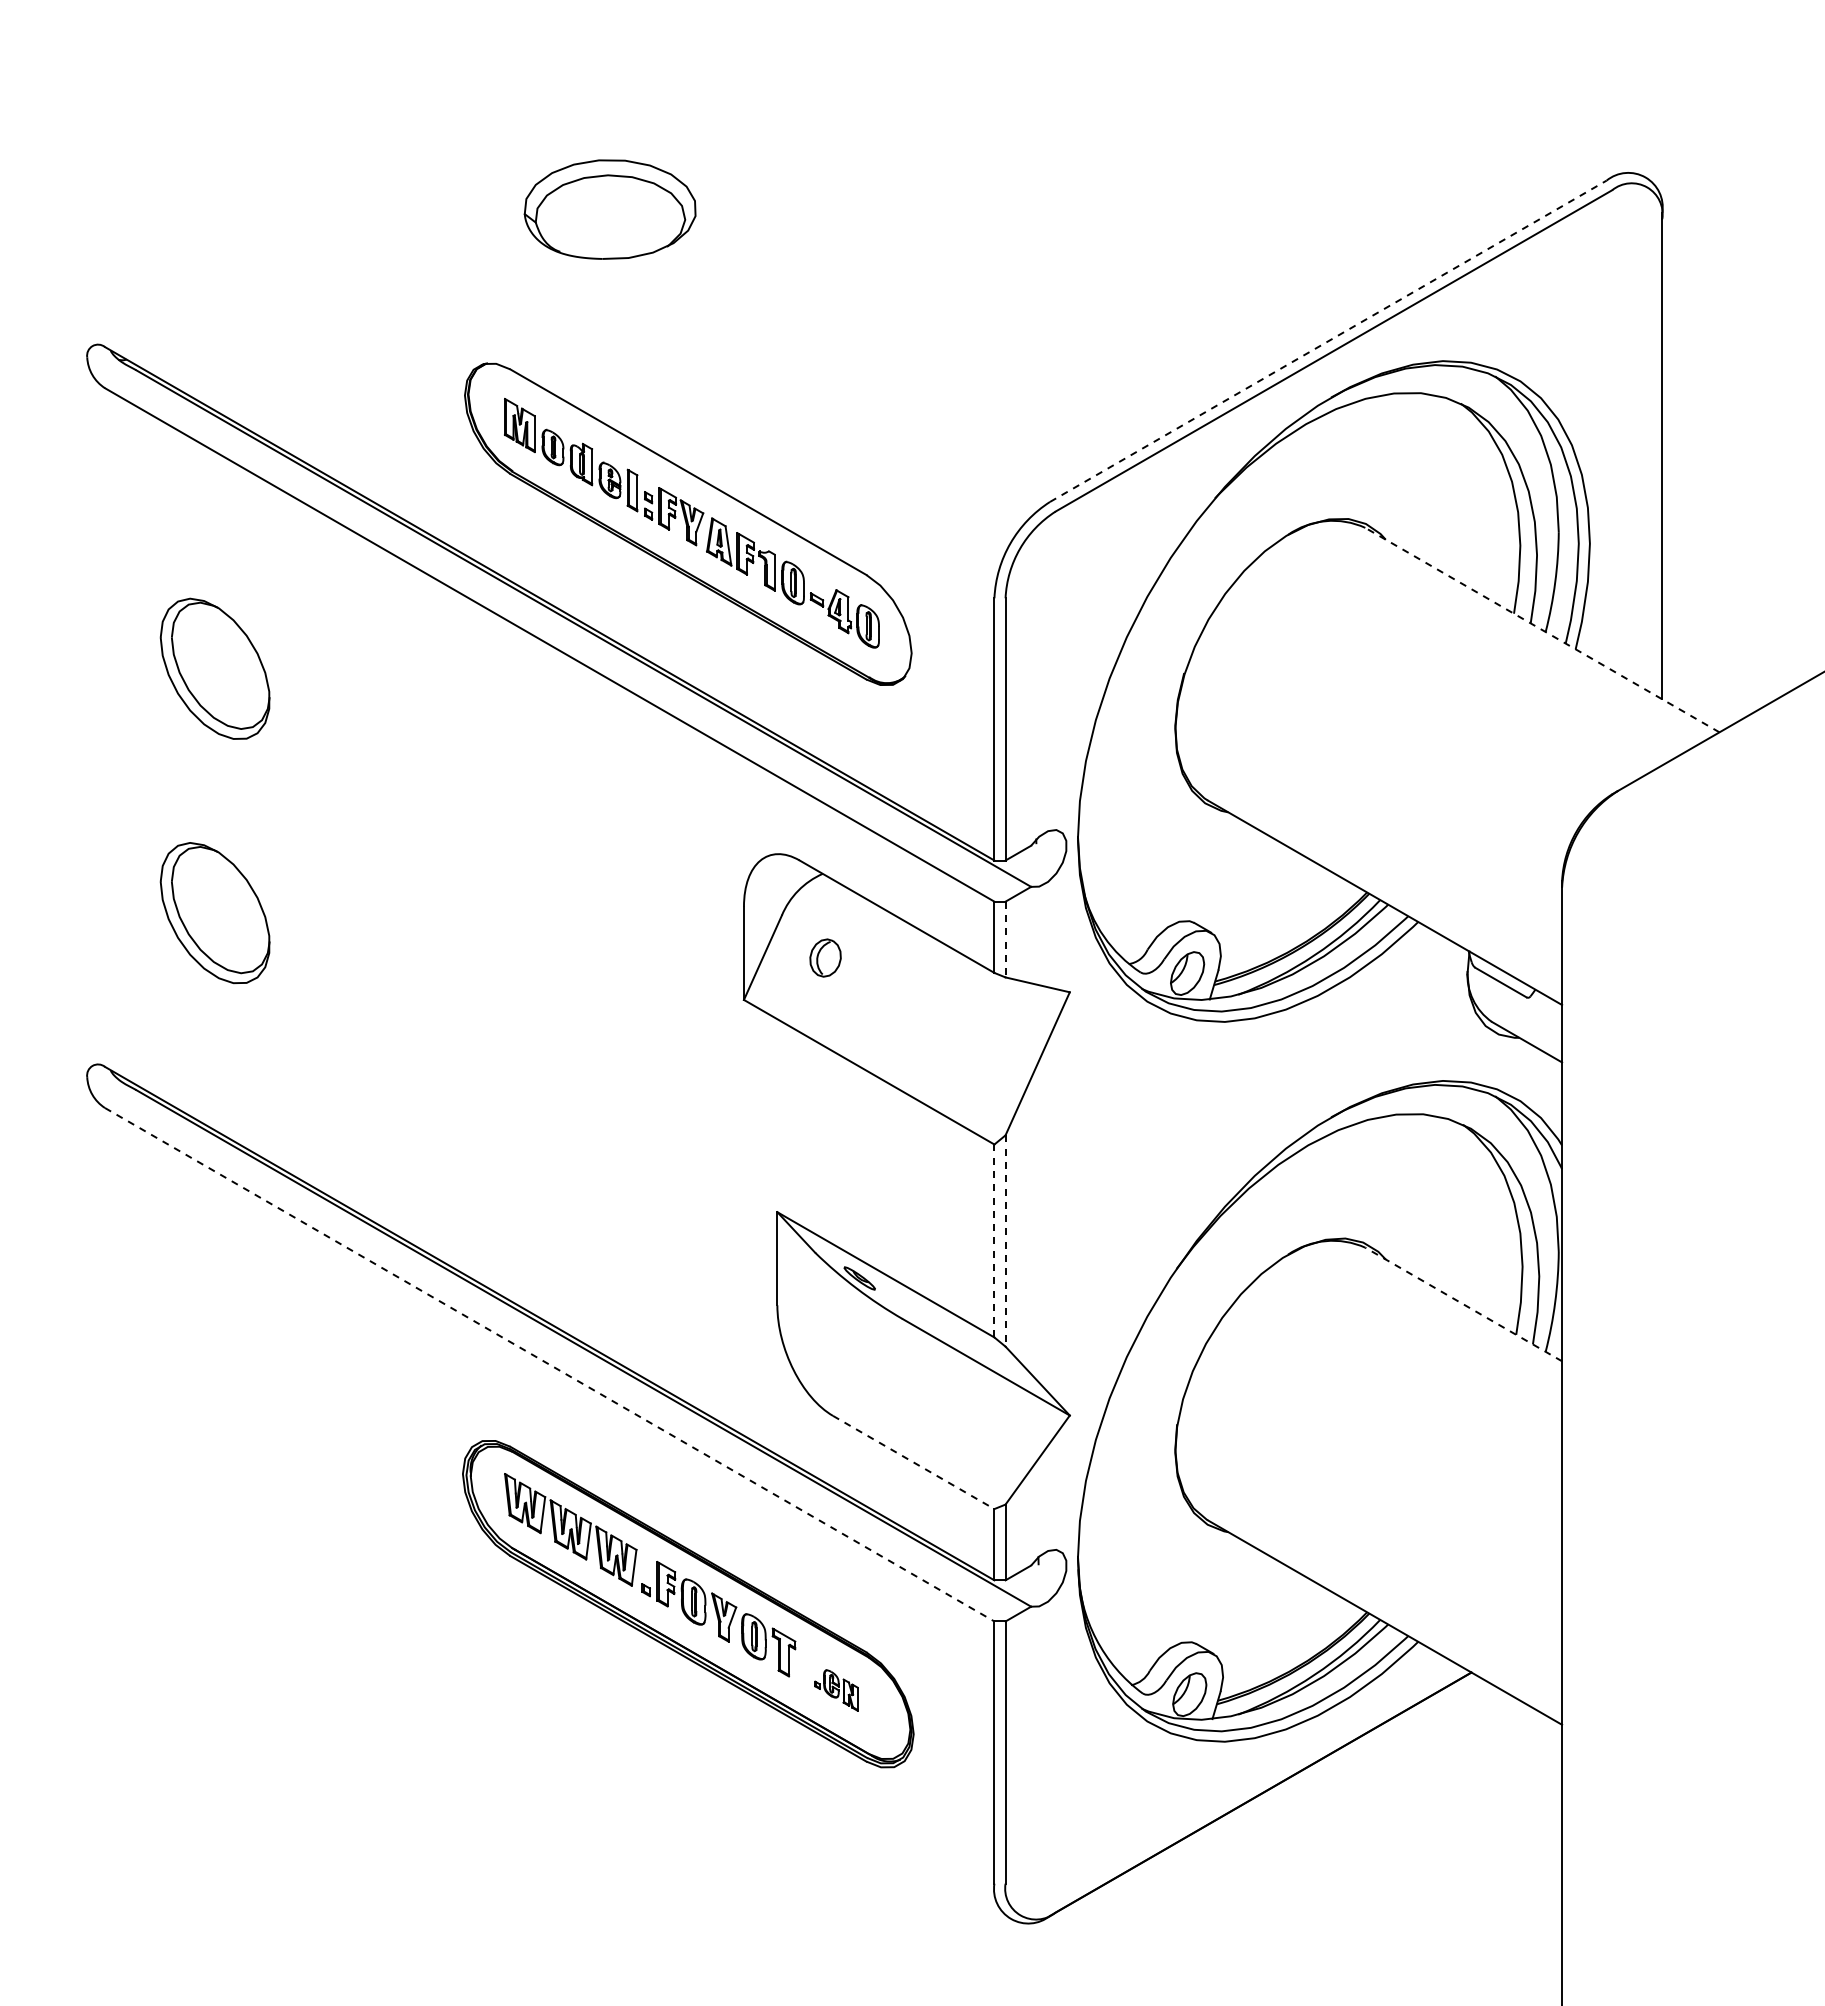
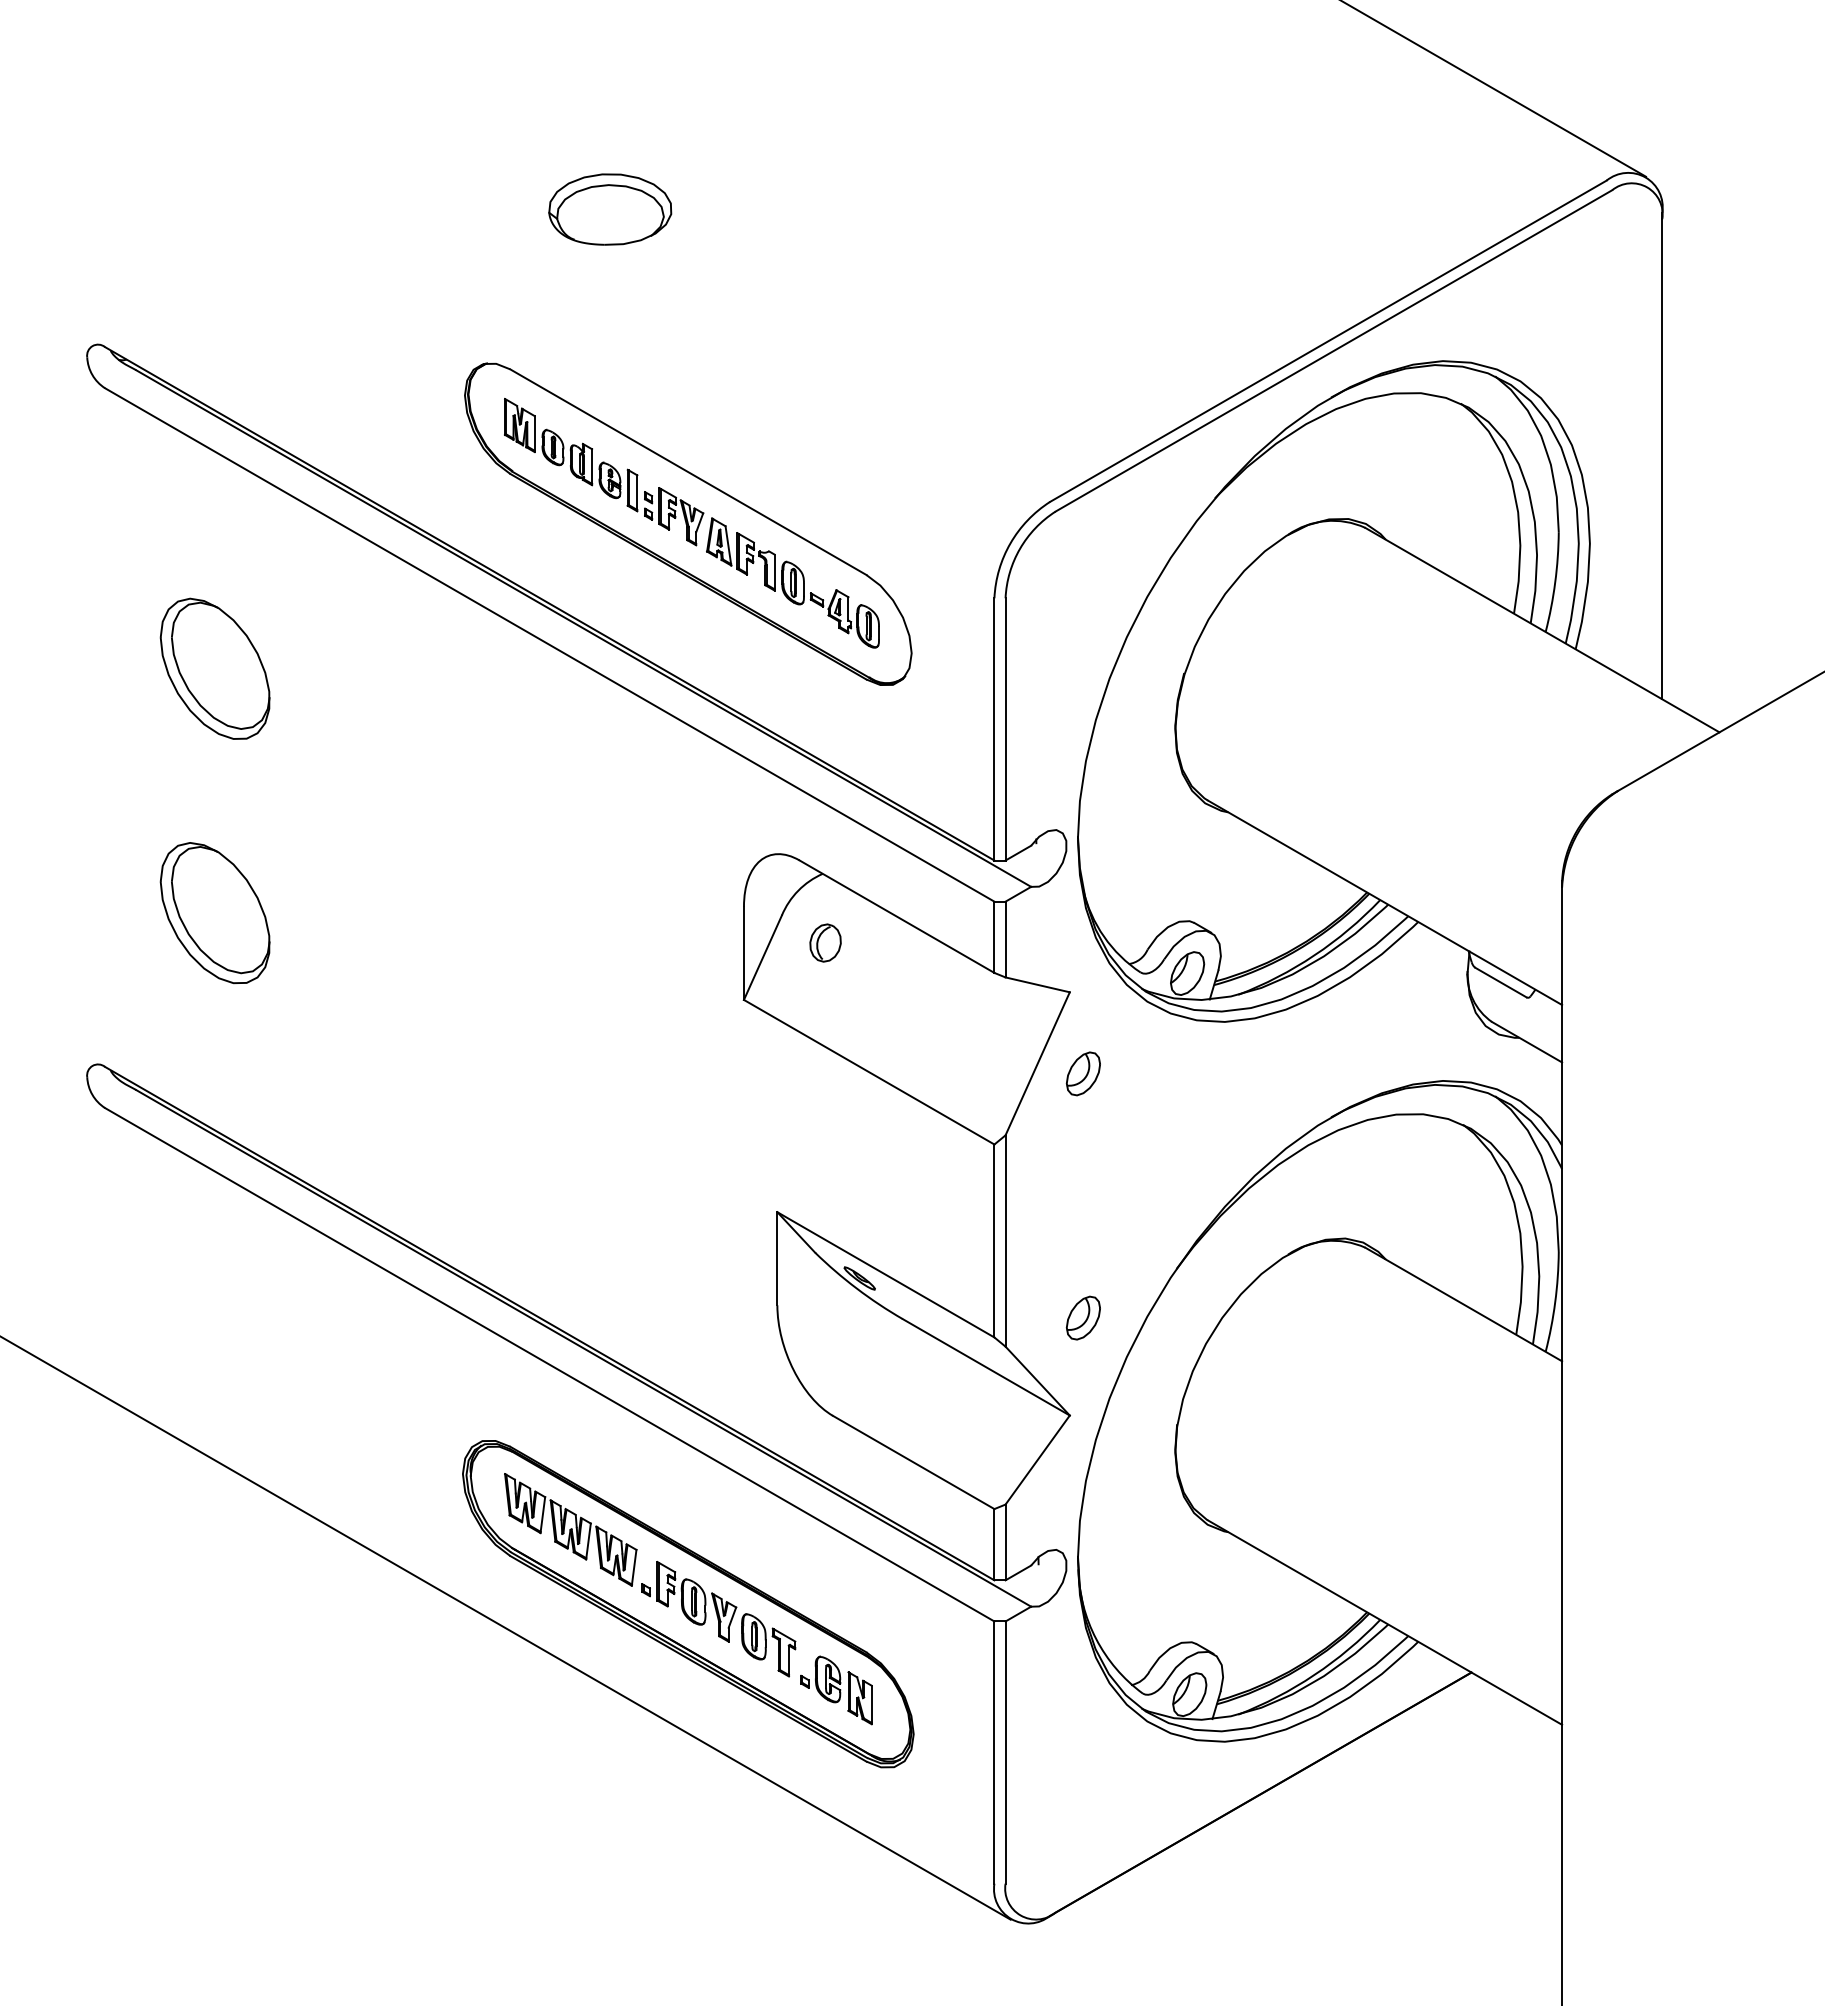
line: none -> present (1494, 89)
part size: 174x101 px -> 125x73 px (610, 209)
line: dashed -> solid (1328, 341)
line: dashed -> solid (1541, 629)
line: dashed -> solid (1005, 939)
part position: (825, 957) -> (825, 942) (825, 942)
part: none -> present (1082, 1073)
line: dashed -> solid (994, 1240)
line: dashed -> solid (1005, 1241)
line: dashed -> solid (1463, 1304)
part: none -> present (1082, 1317)
line: dashed -> solid (550, 1365)
line: dashed -> solid (914, 1462)
line: none -> present (506, 1628)
part size: 45x43 px -> 73x71 px (836, 1690)
